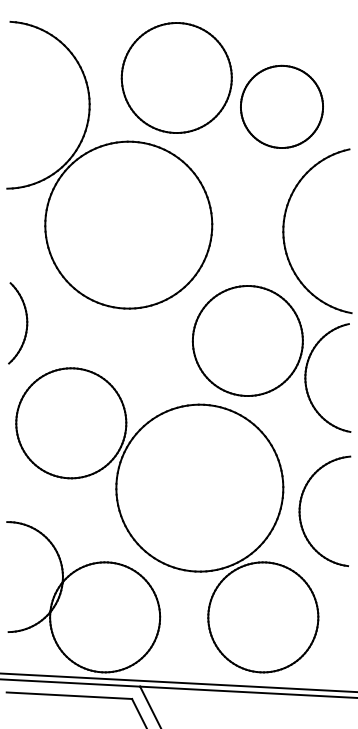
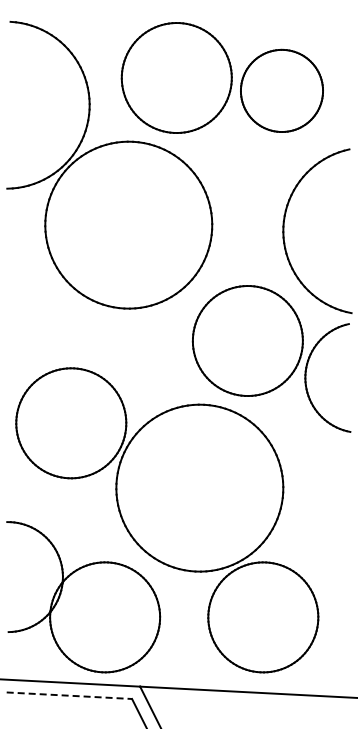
part position: (281, 106) -> (281, 90) (281, 90)
part: present -> none (26, 323)
part: present -> none (300, 511)
line: present -> none (178, 682)
line: solid -> dashed (69, 695)
